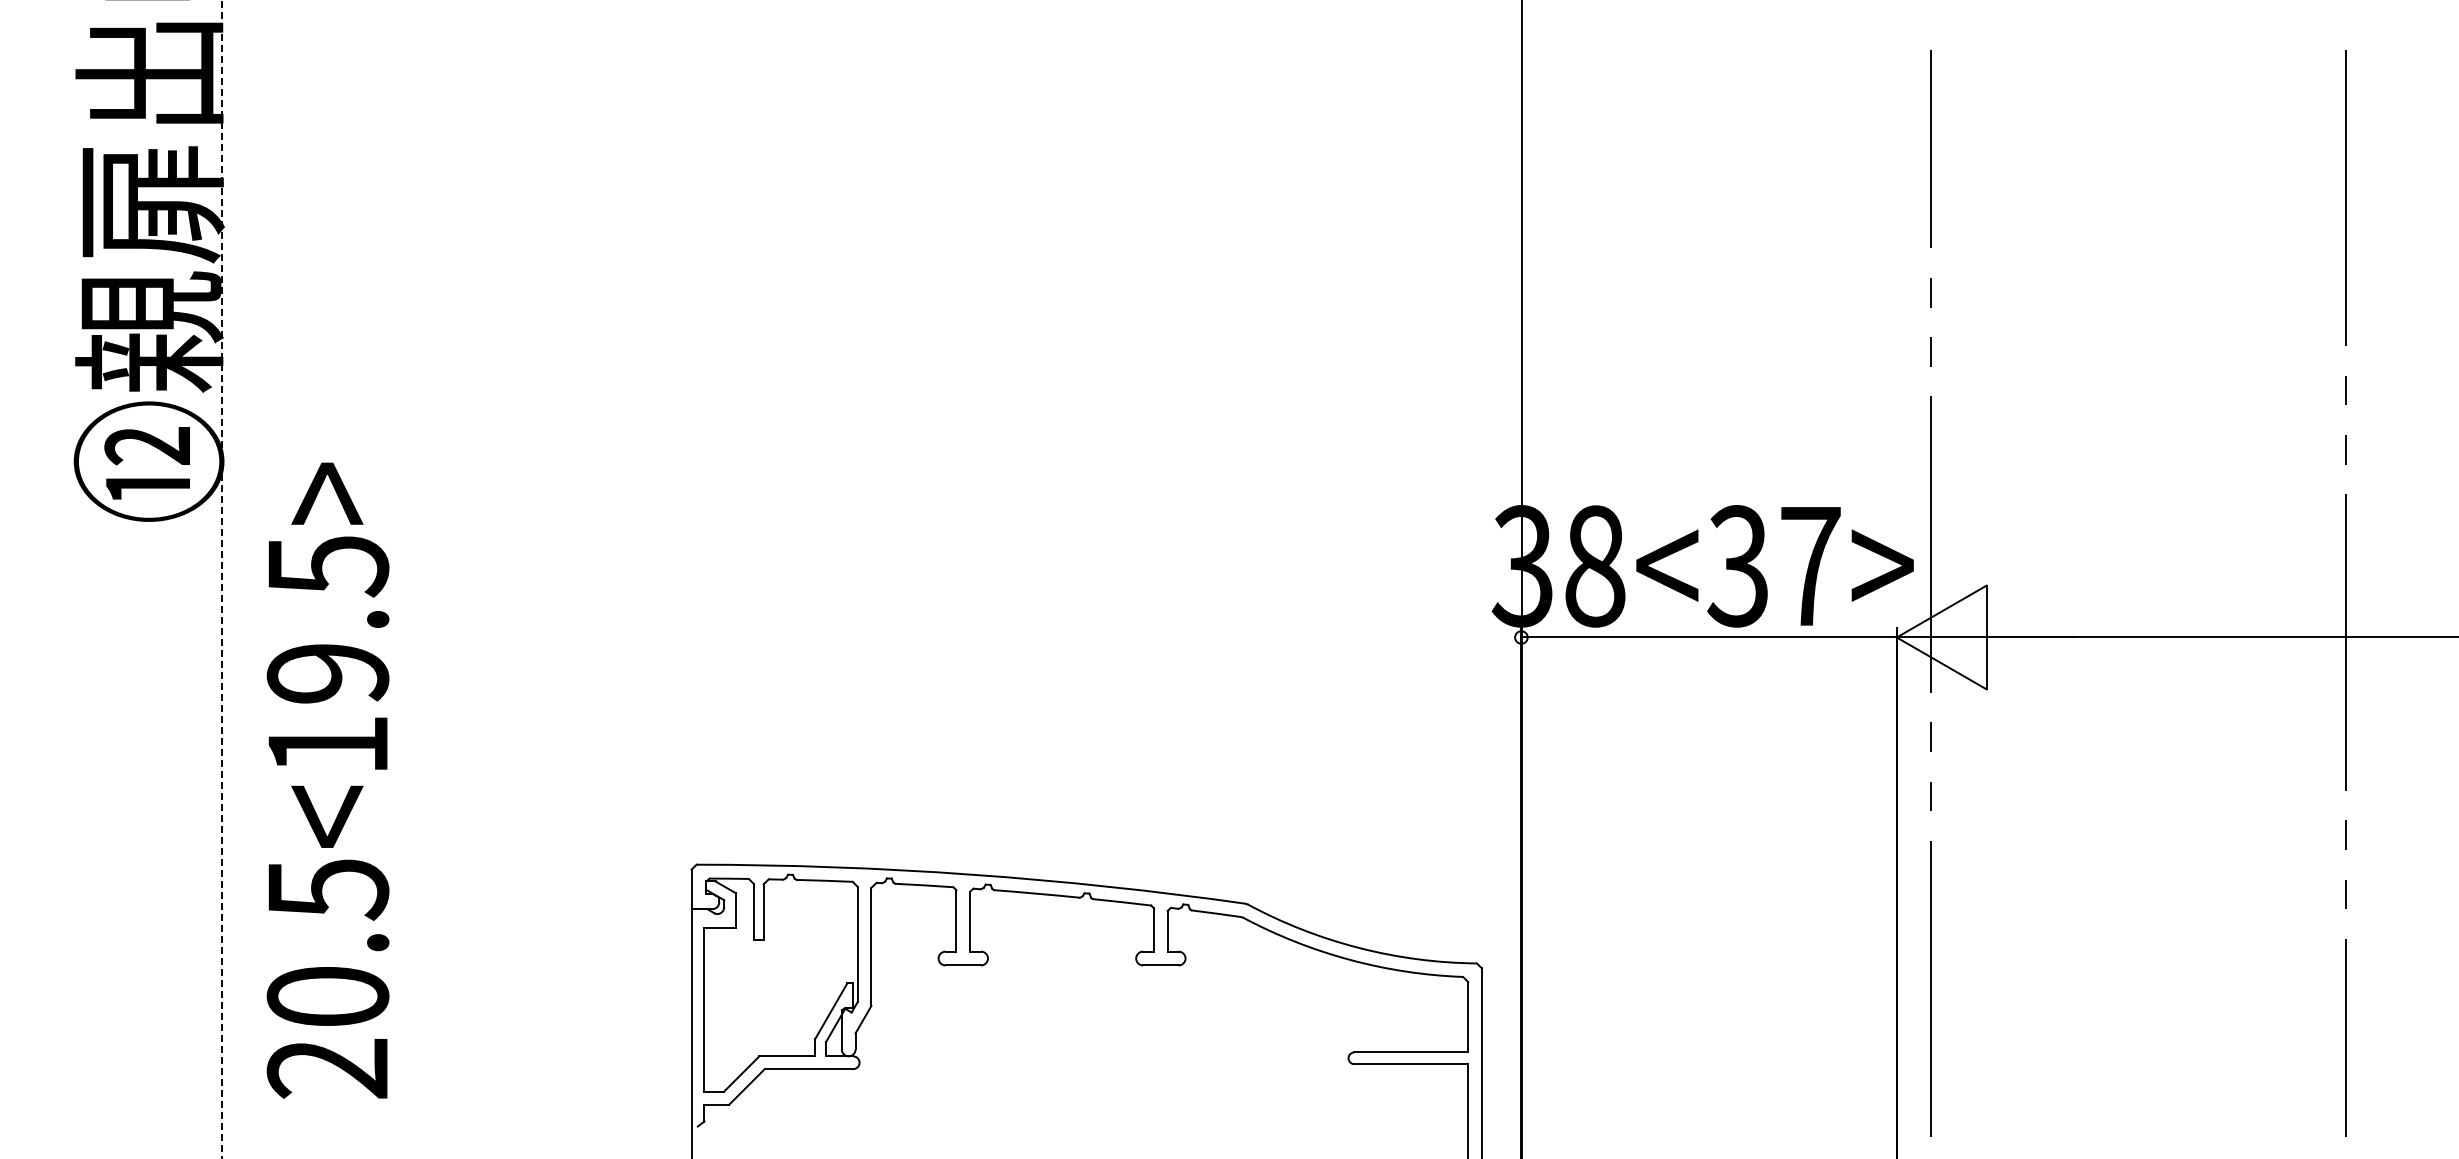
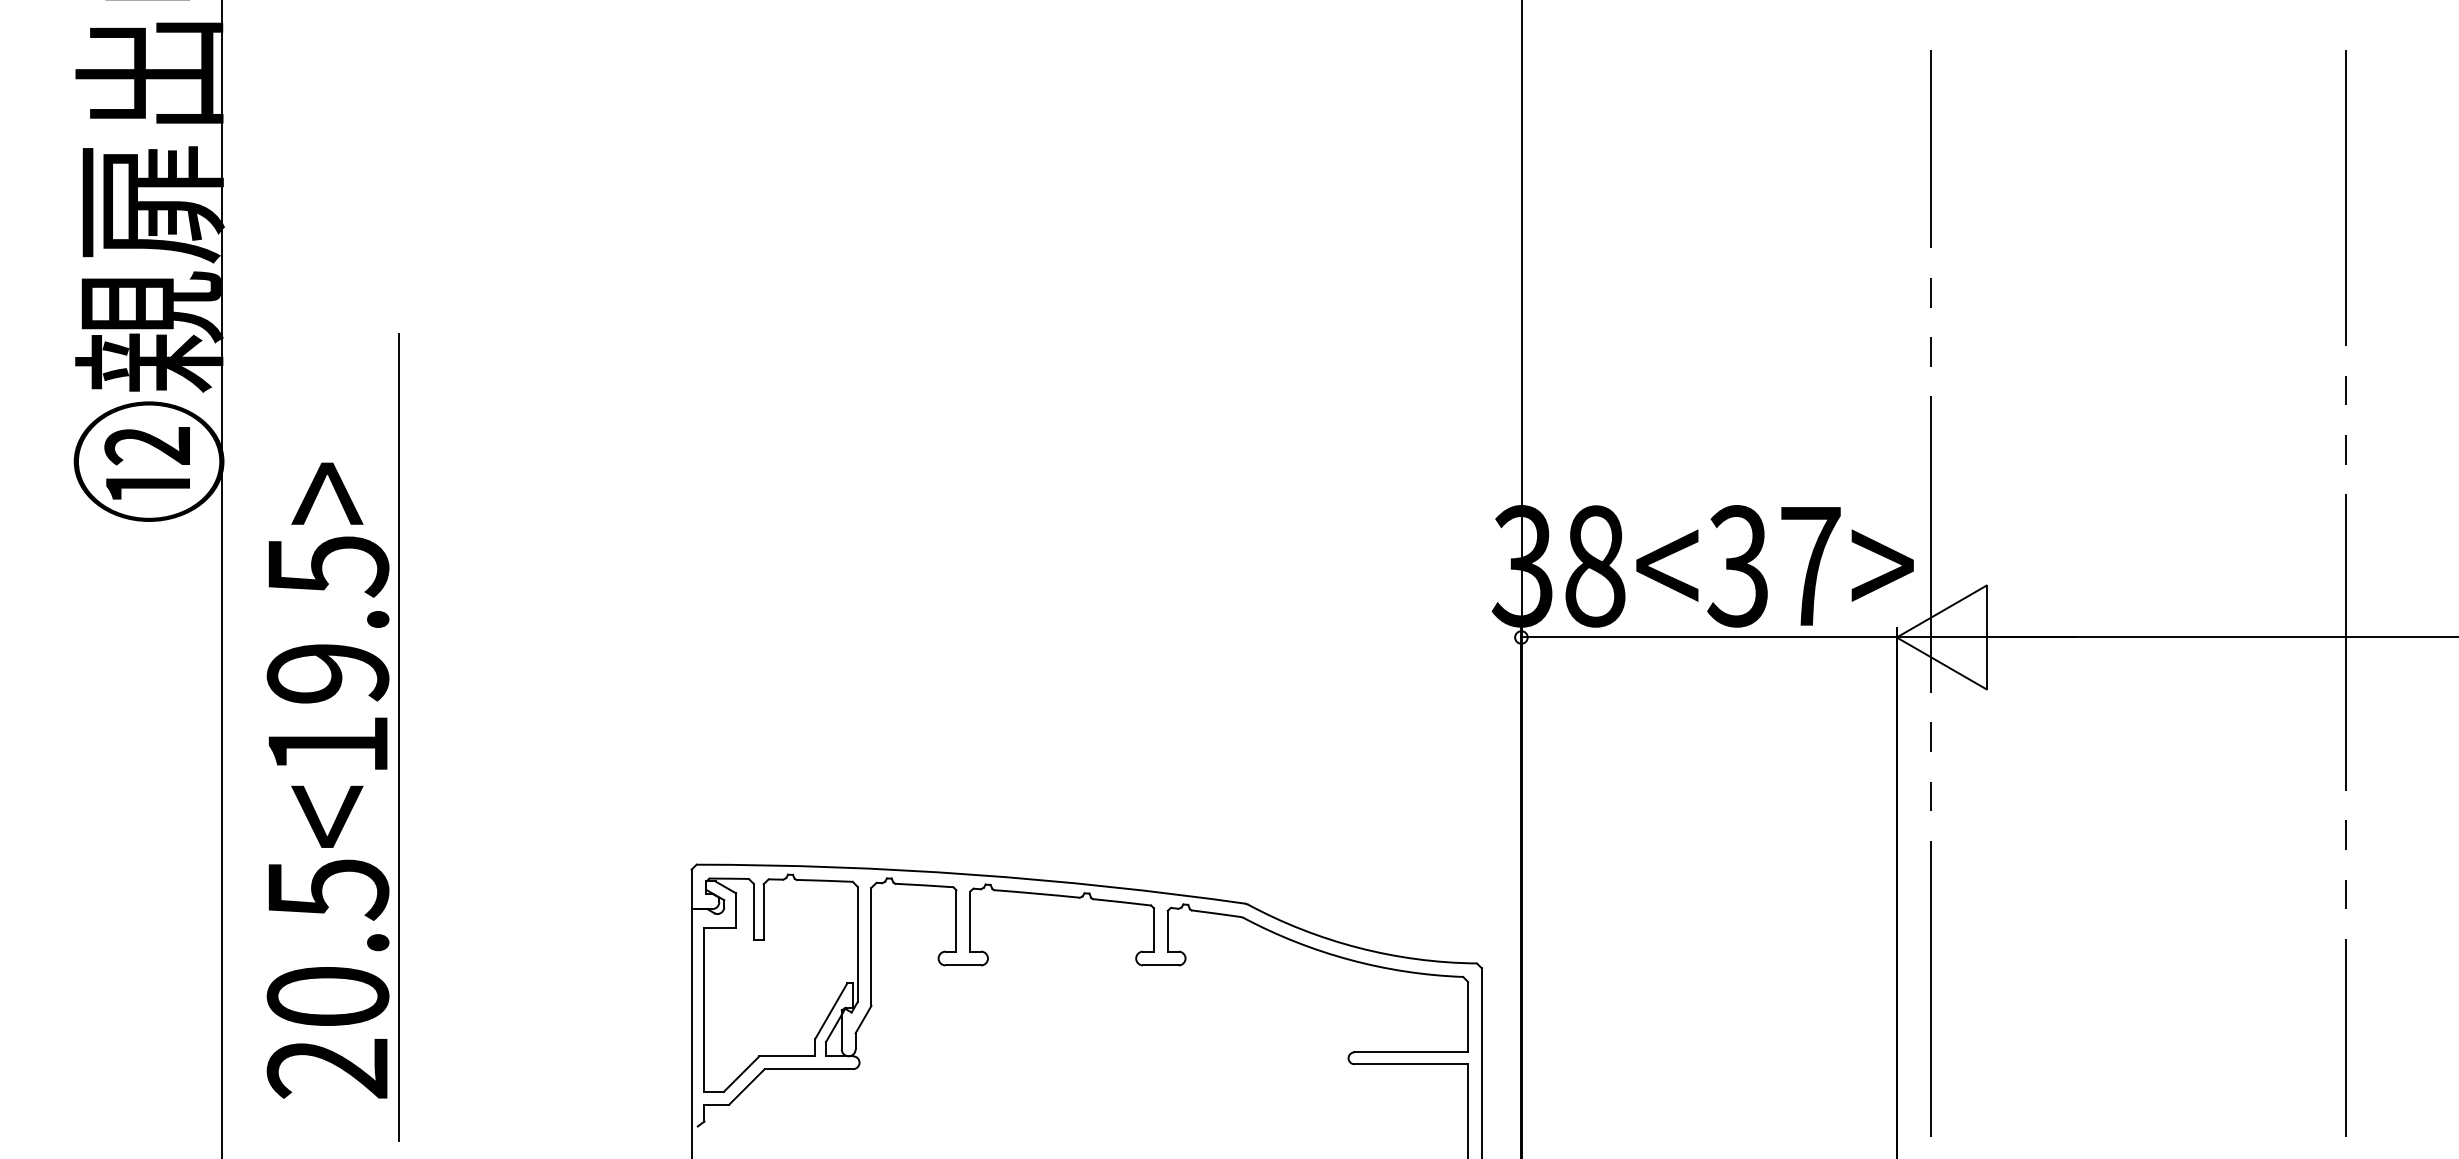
line: dashed -> solid (222, 579)
line: none -> present (399, 737)
